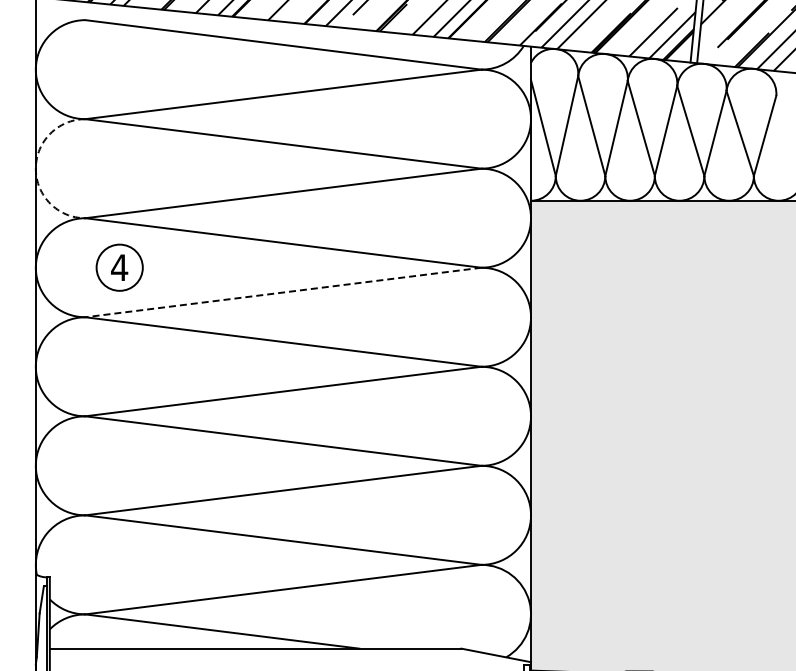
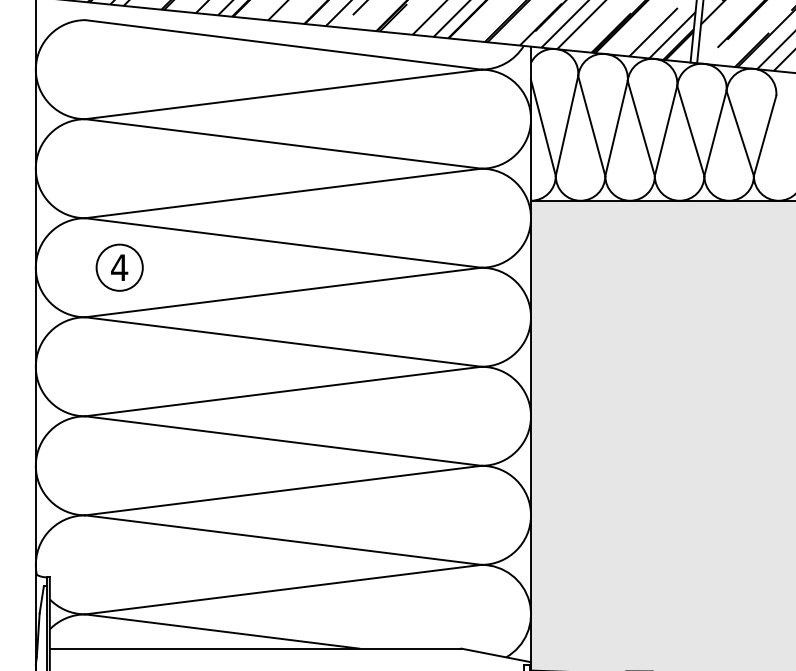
arc: dashed -> solid (35, 168)
line: dashed -> solid (283, 292)
